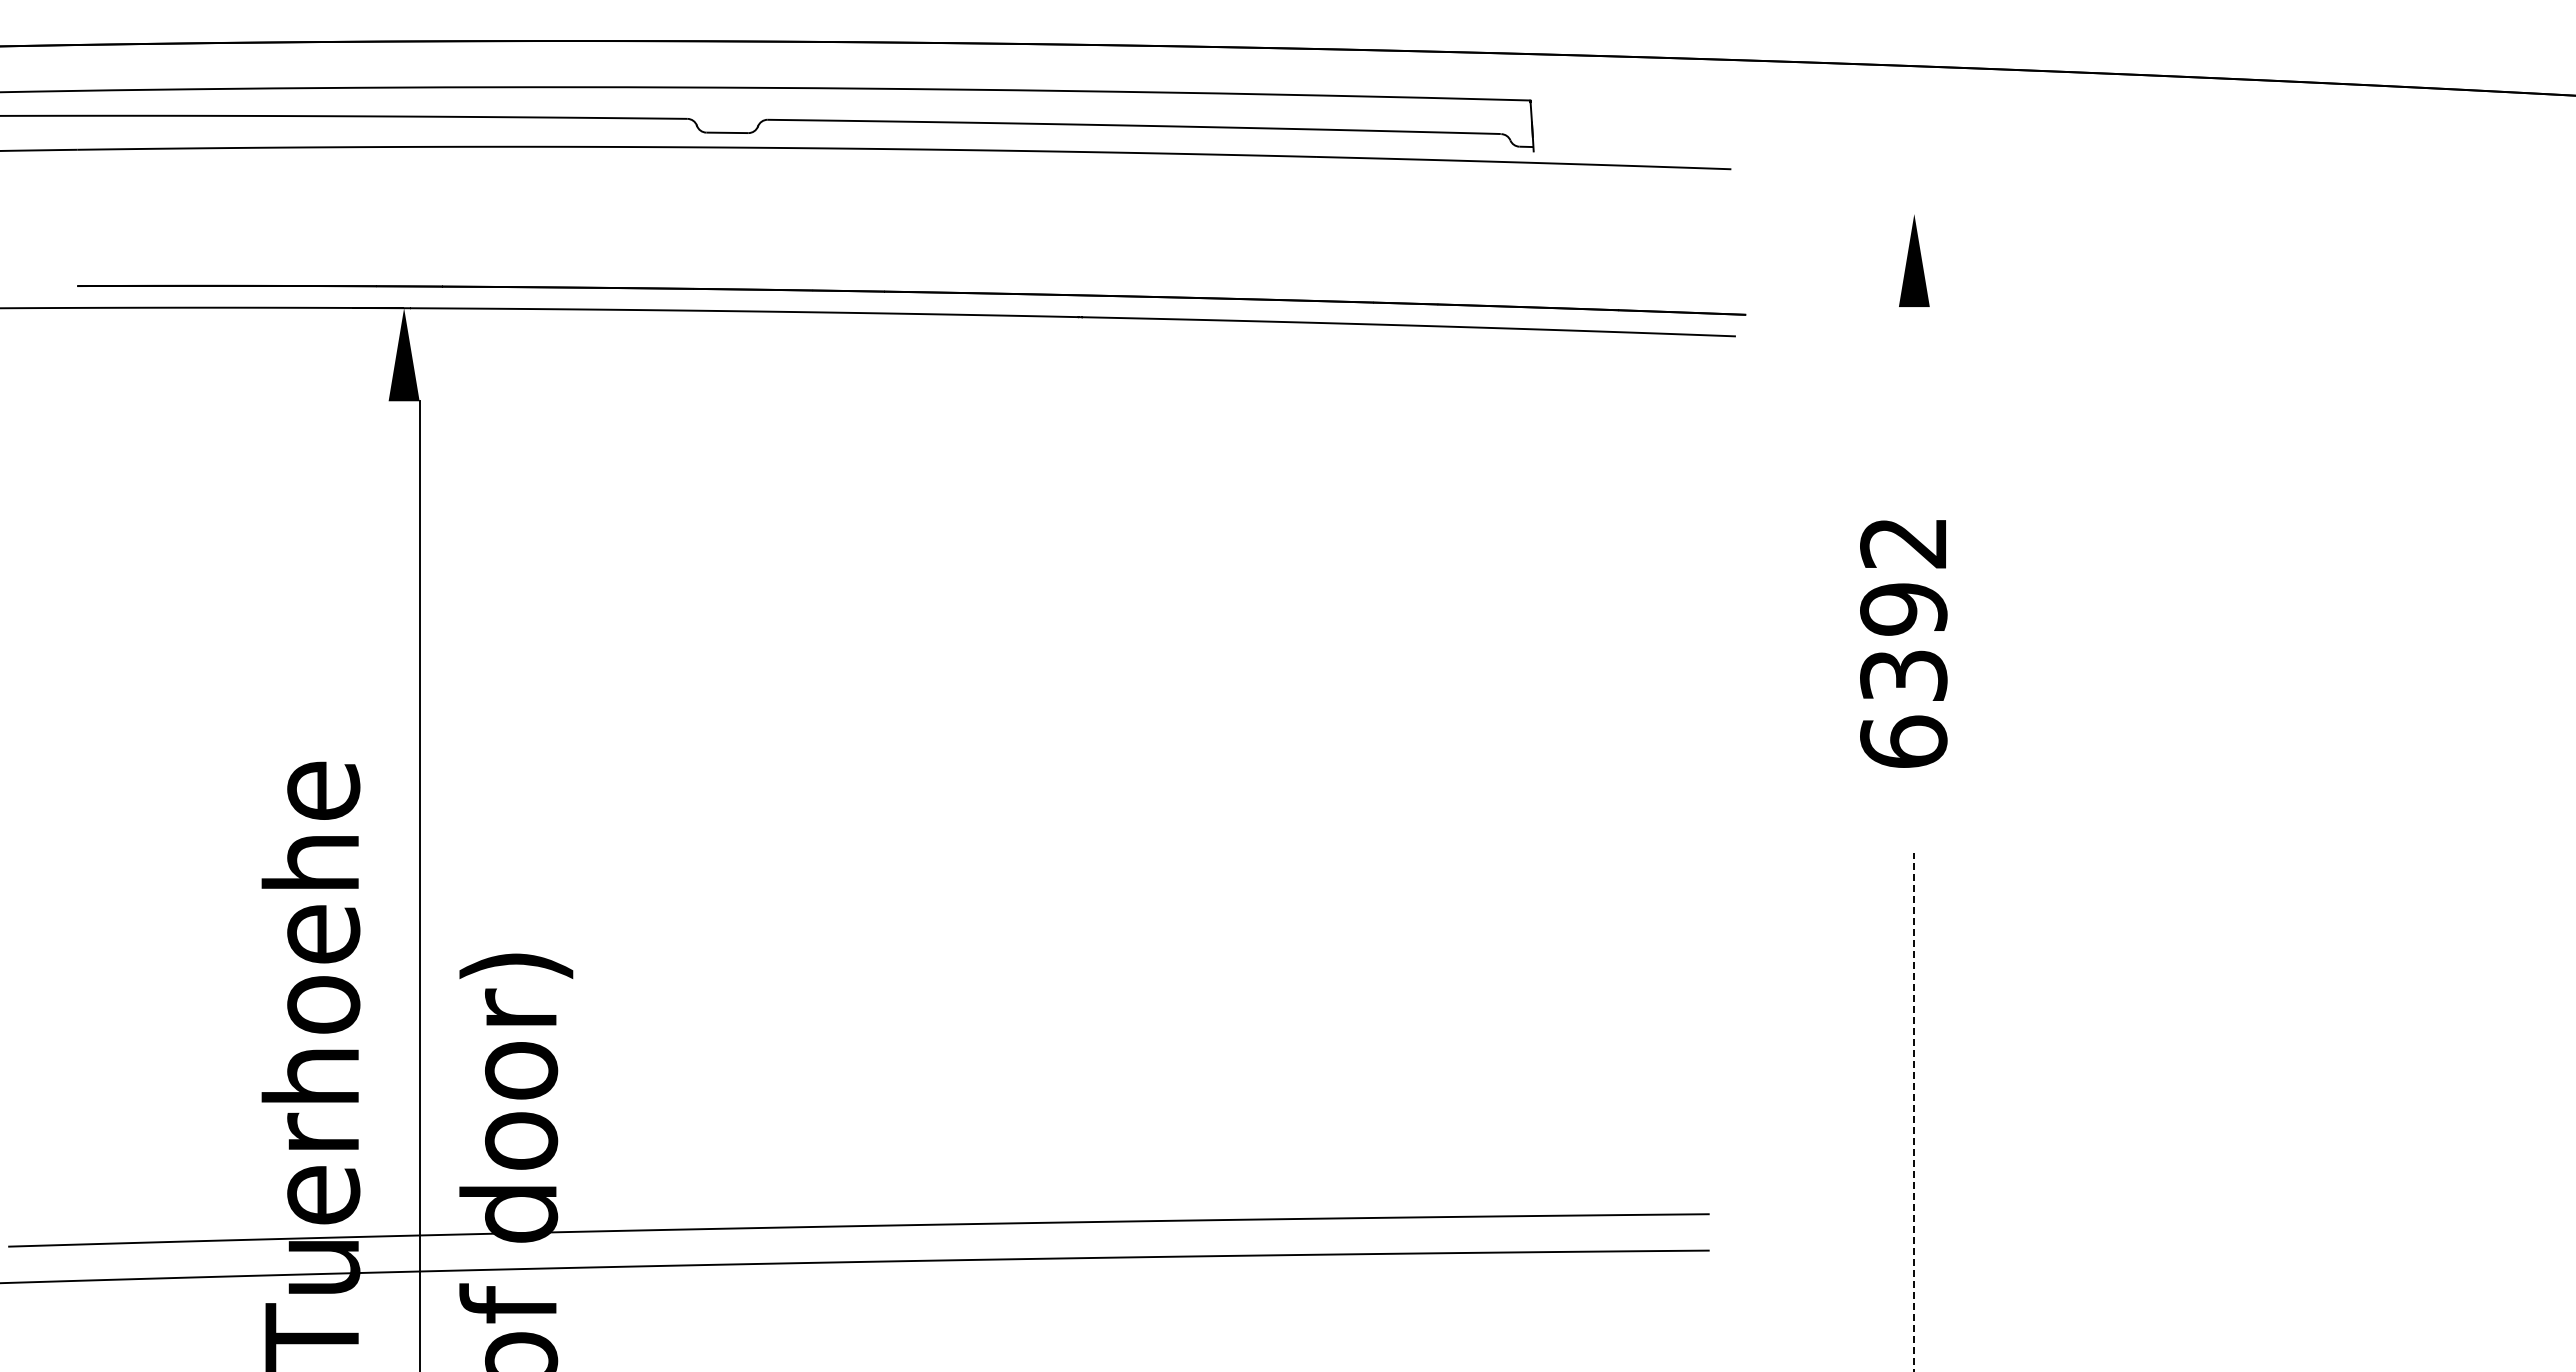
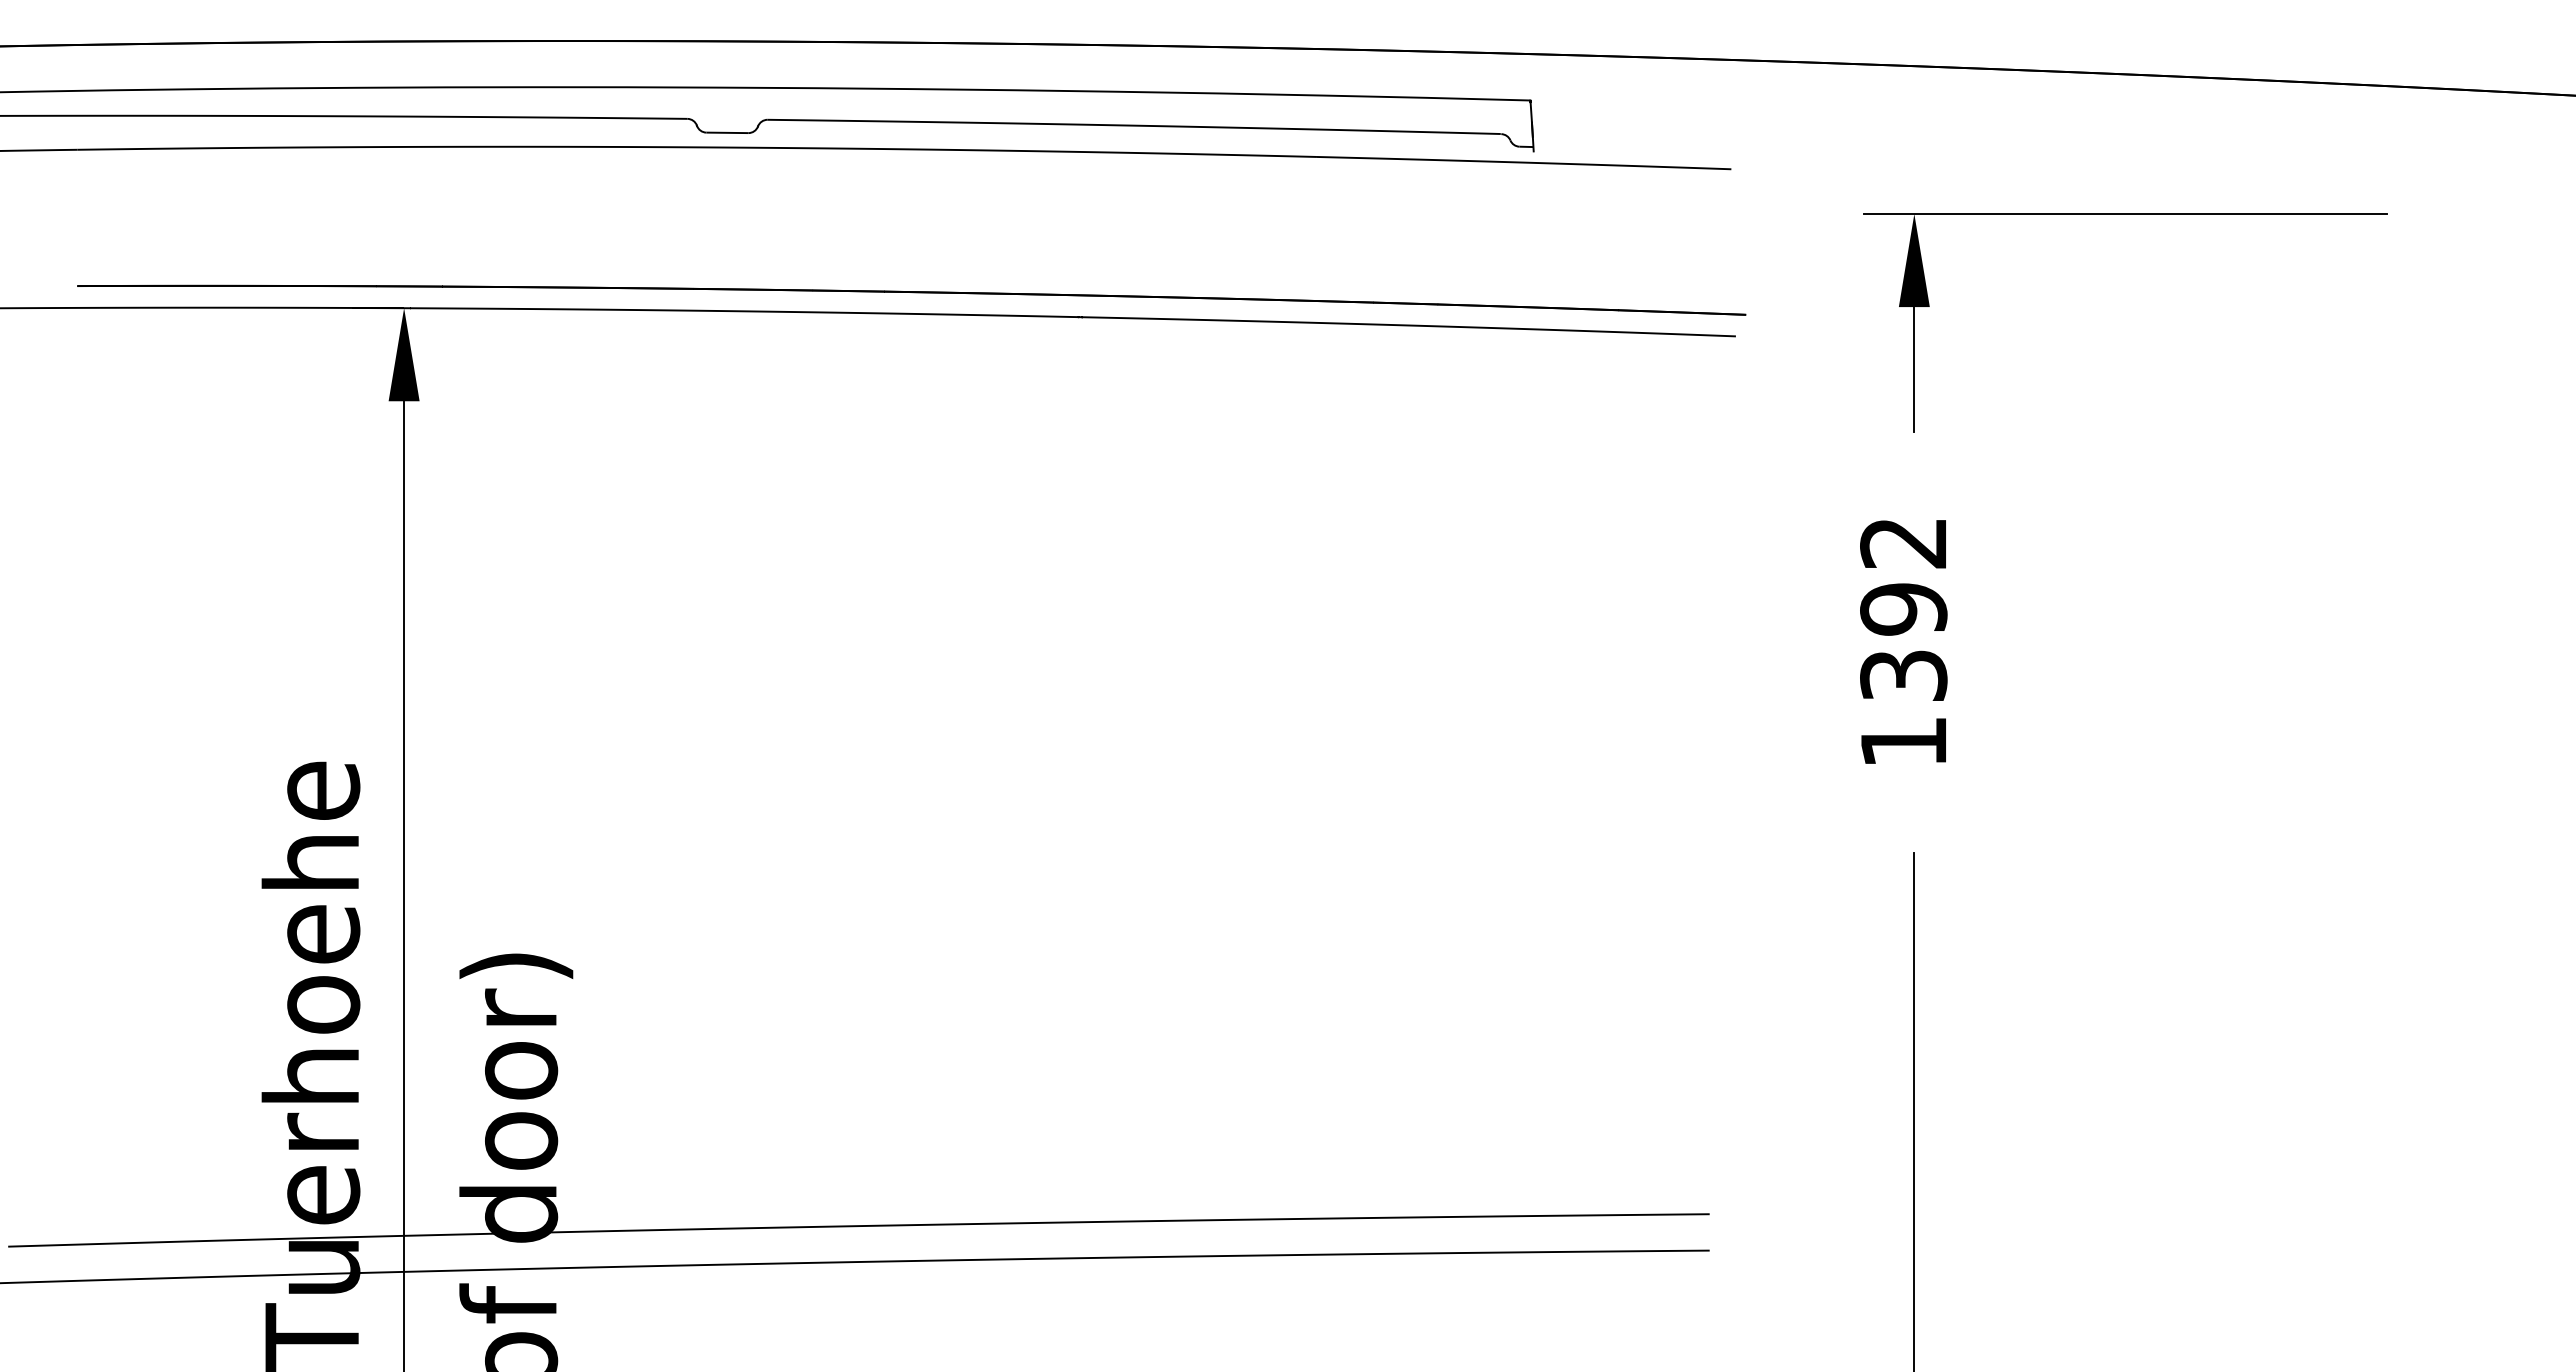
line: none -> present (2125, 214)
line: none -> present (1914, 369)
text: 6392 -> 1392 (1903, 741)
line position: (420, 884) -> (404, 884) (404, 884)
line: dashed -> solid (1914, 1112)
